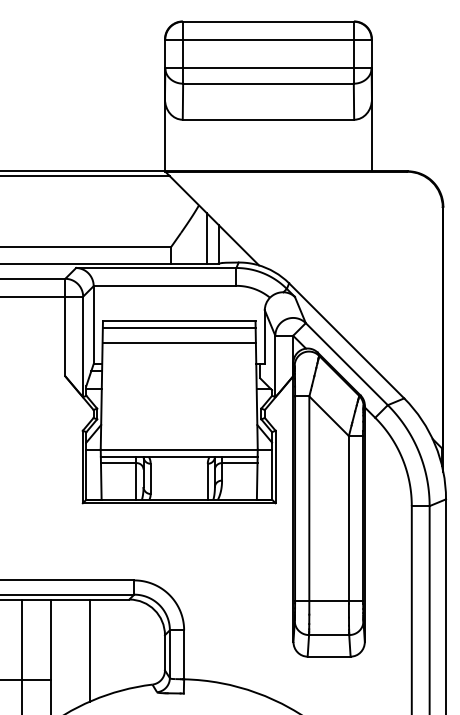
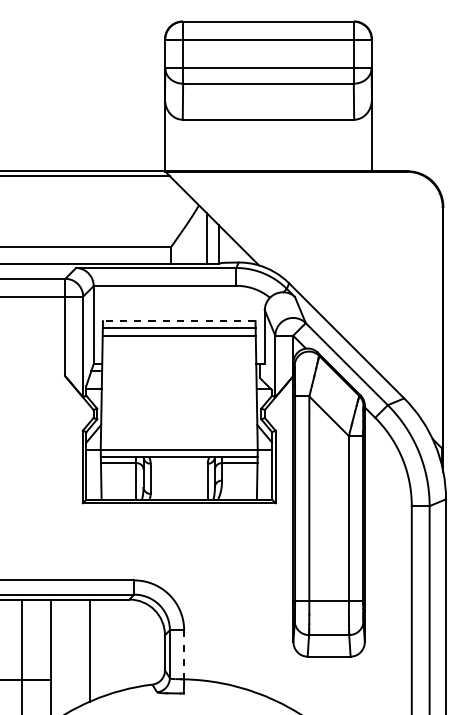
line: solid -> dashed (178, 321)
line position: (178, 342) -> (178, 335) (178, 335)
line: solid -> dashed (184, 654)
